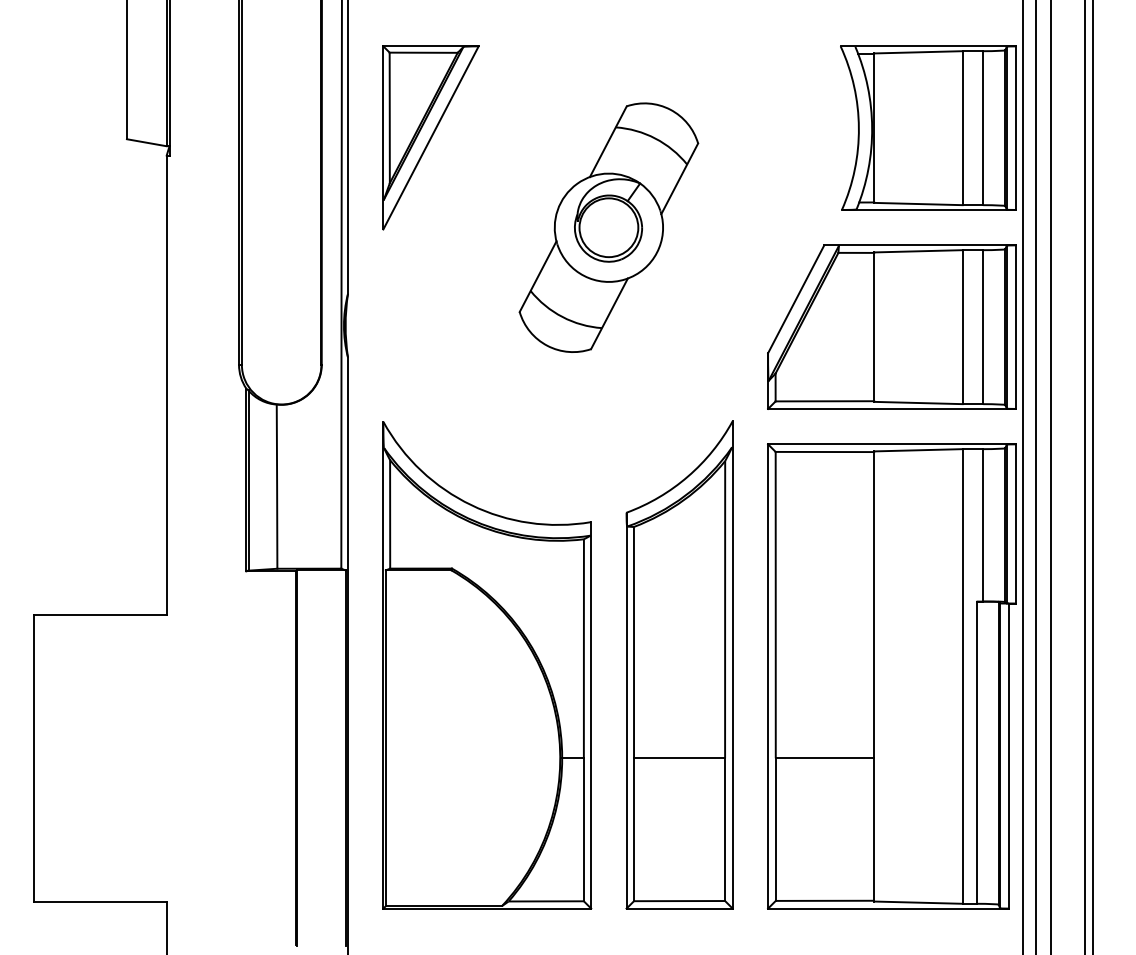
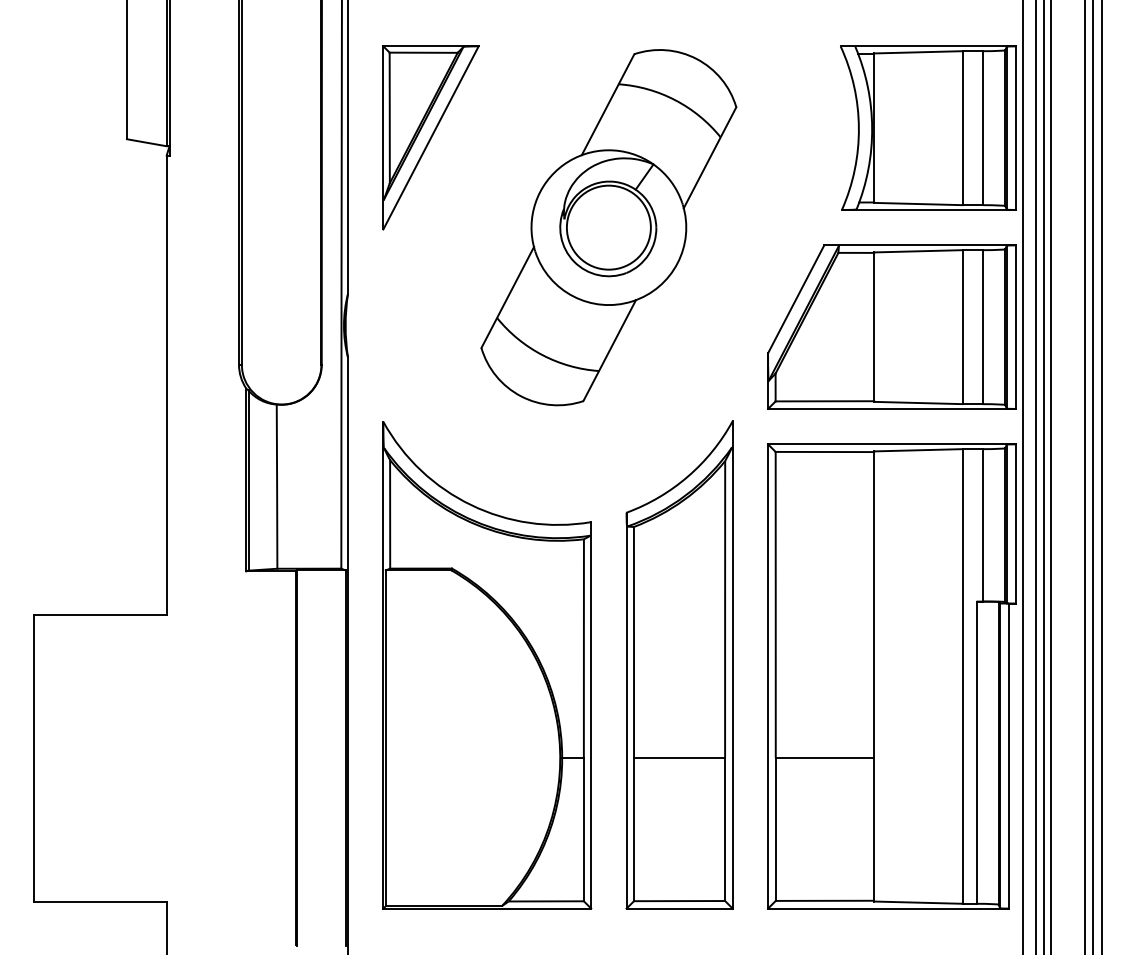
part size: 182x251 px -> 258x358 px (608, 227)
line: none -> present (1044, 476)
line: none -> present (1101, 476)
